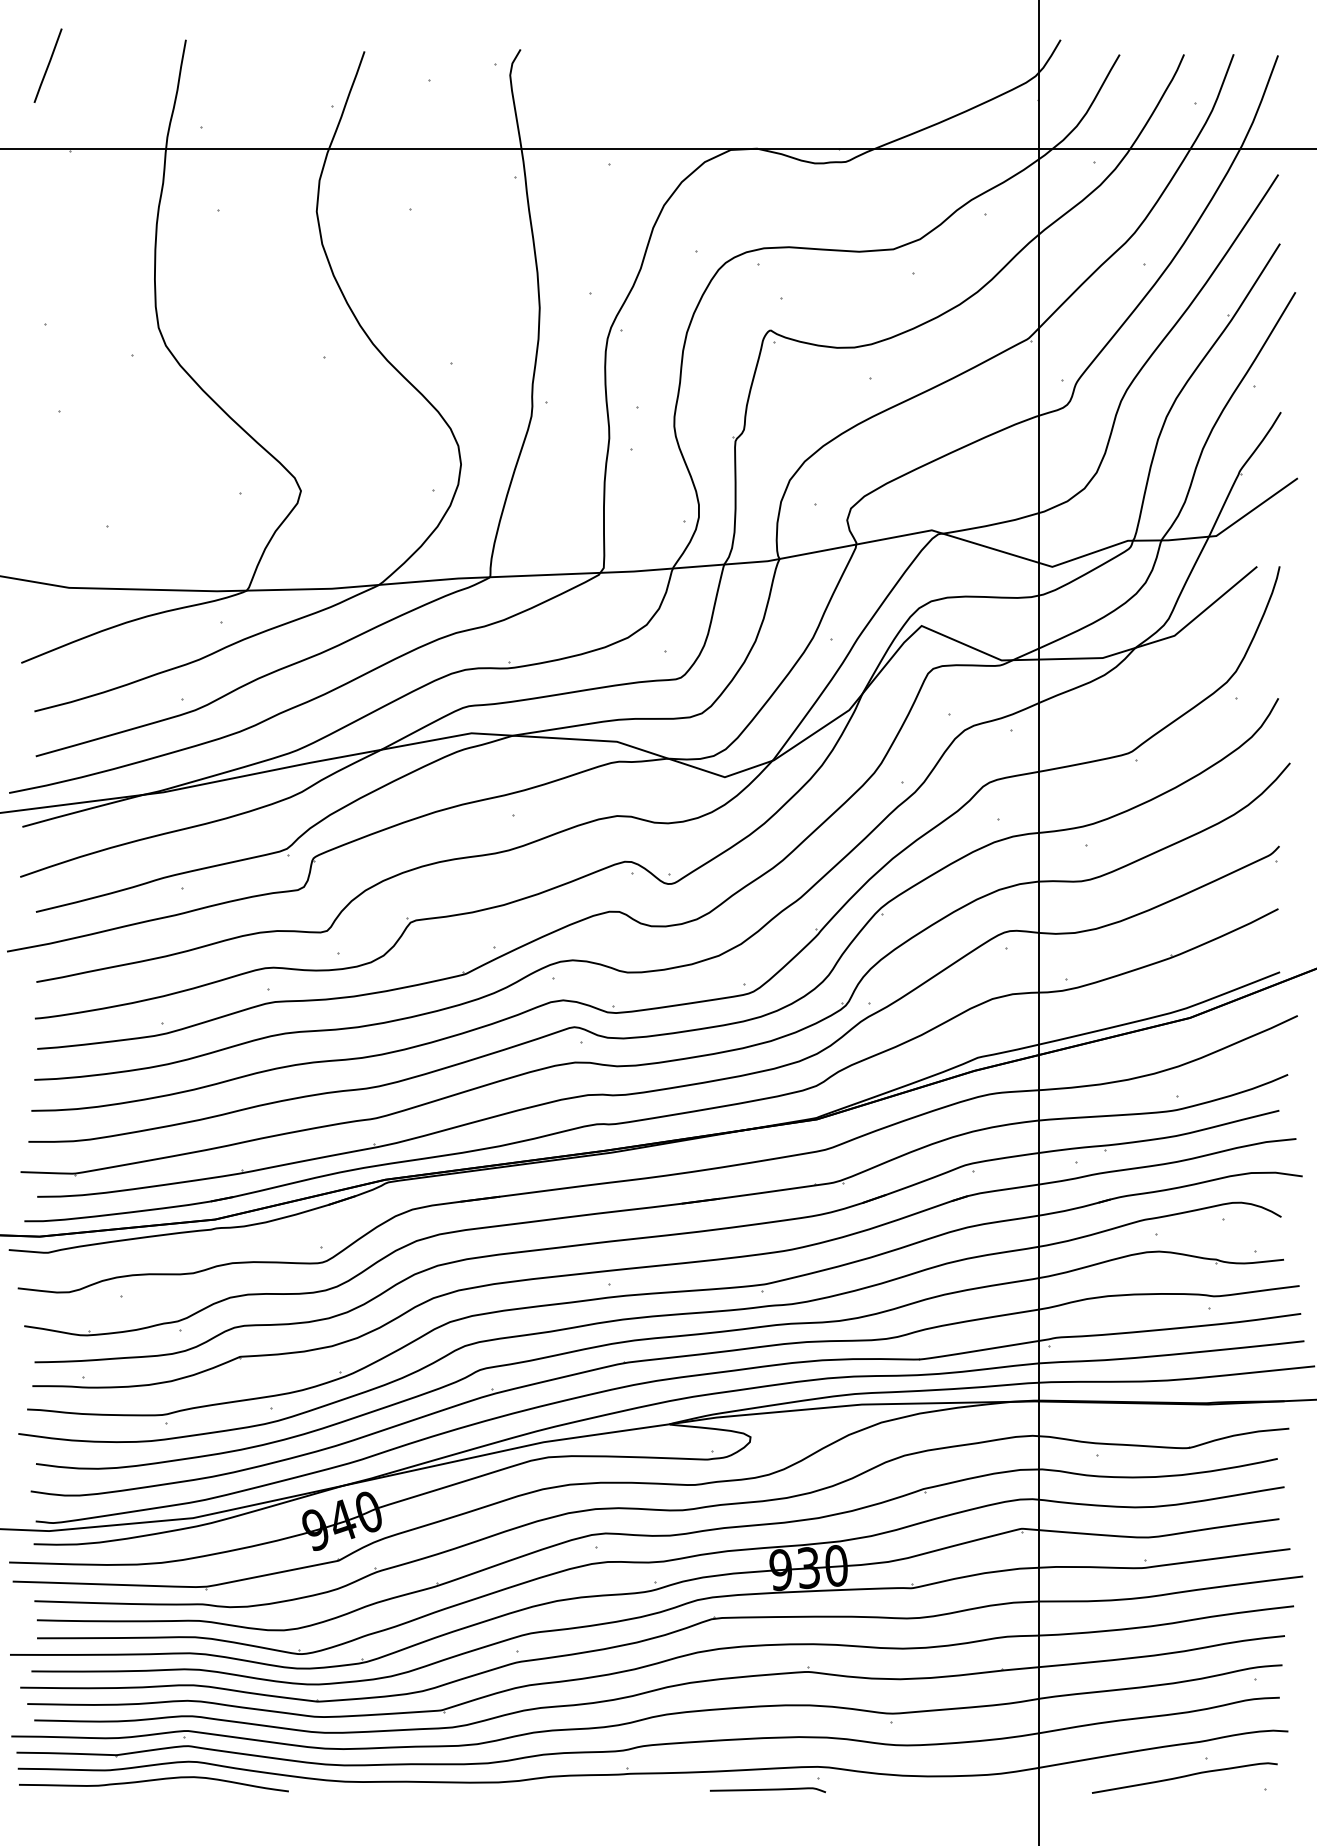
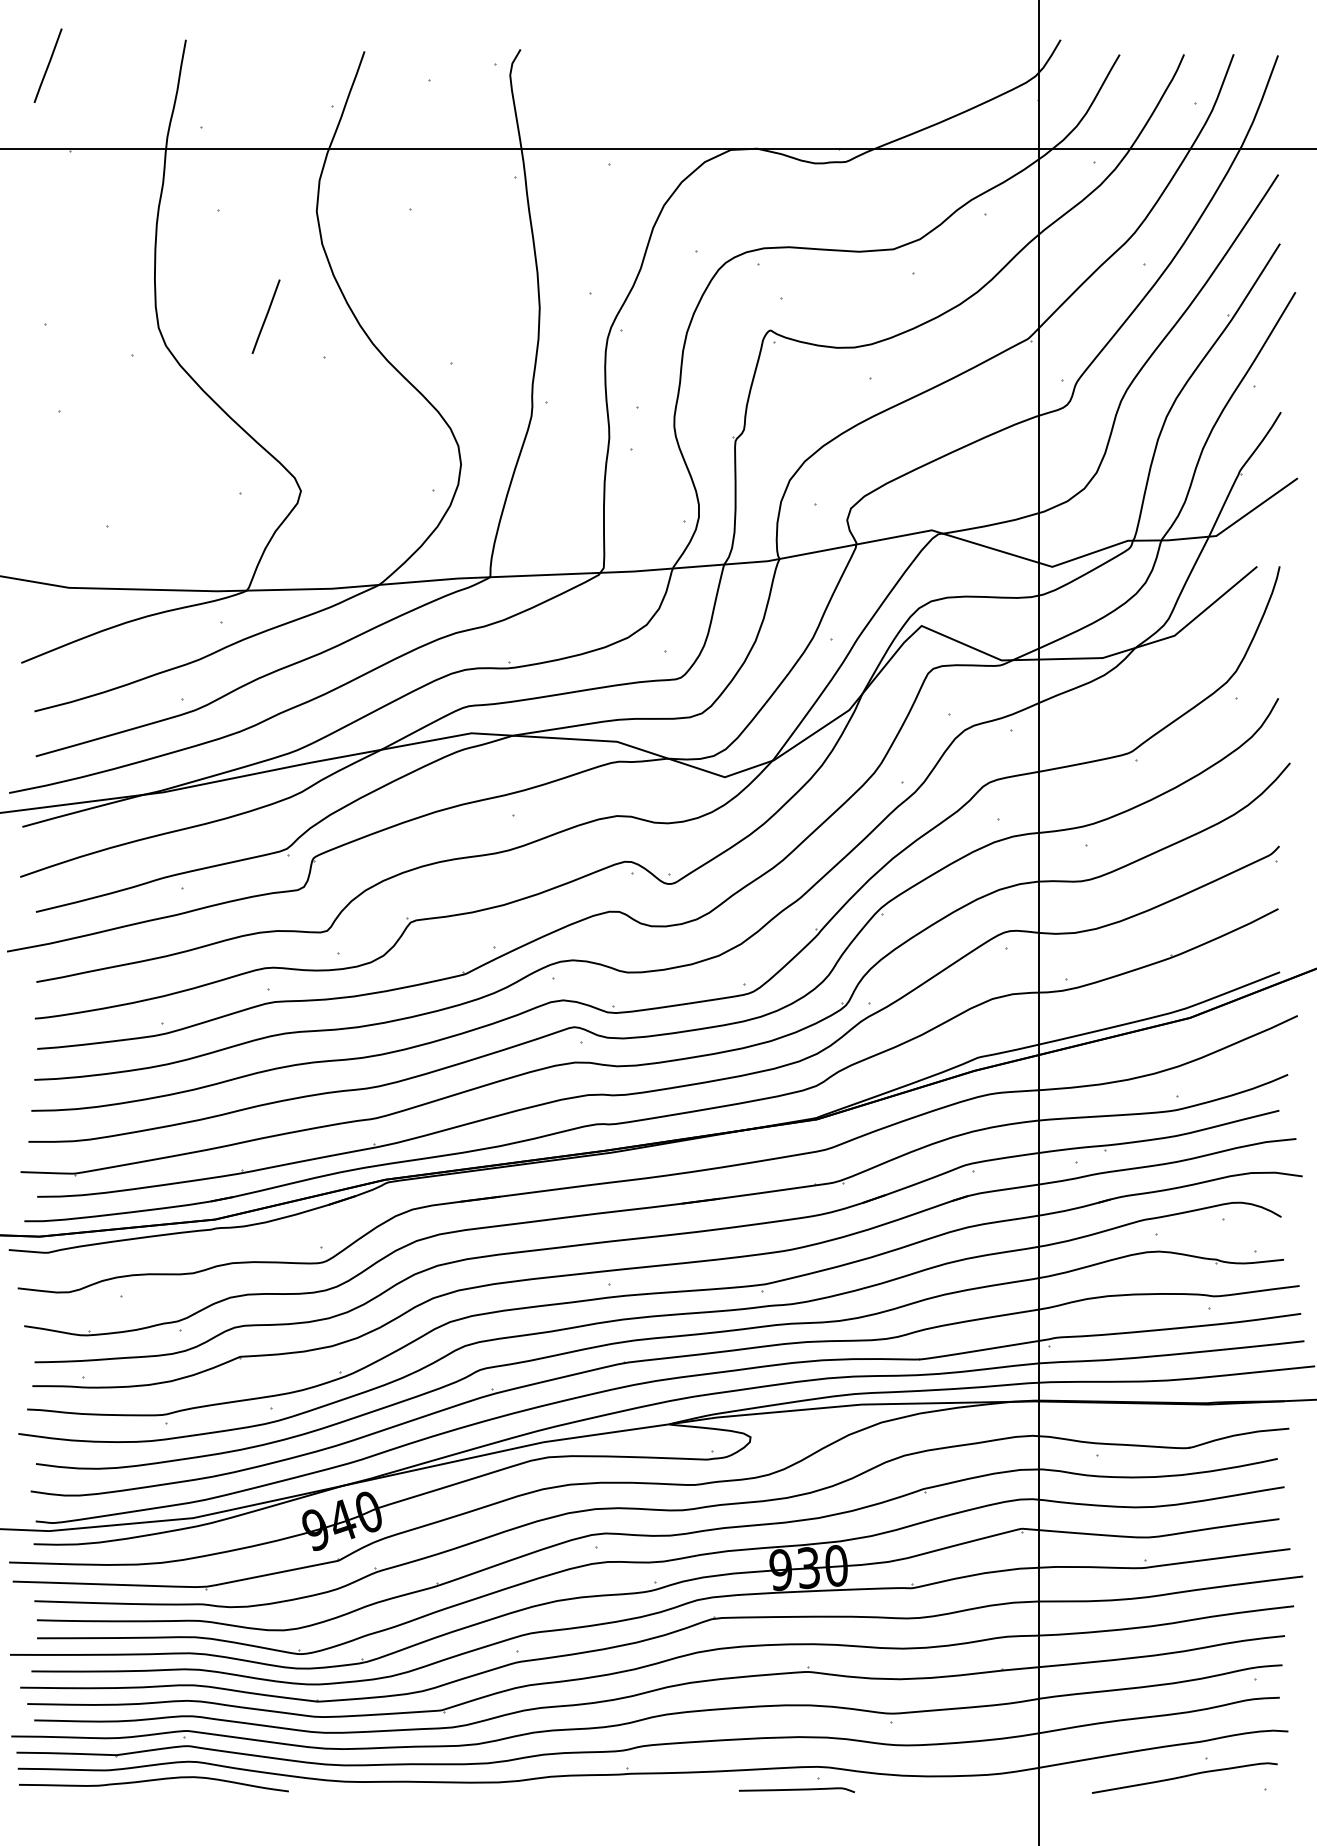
line: none -> present (265, 316)
curve position: (767, 1790) -> (796, 1790) (796, 1790)
